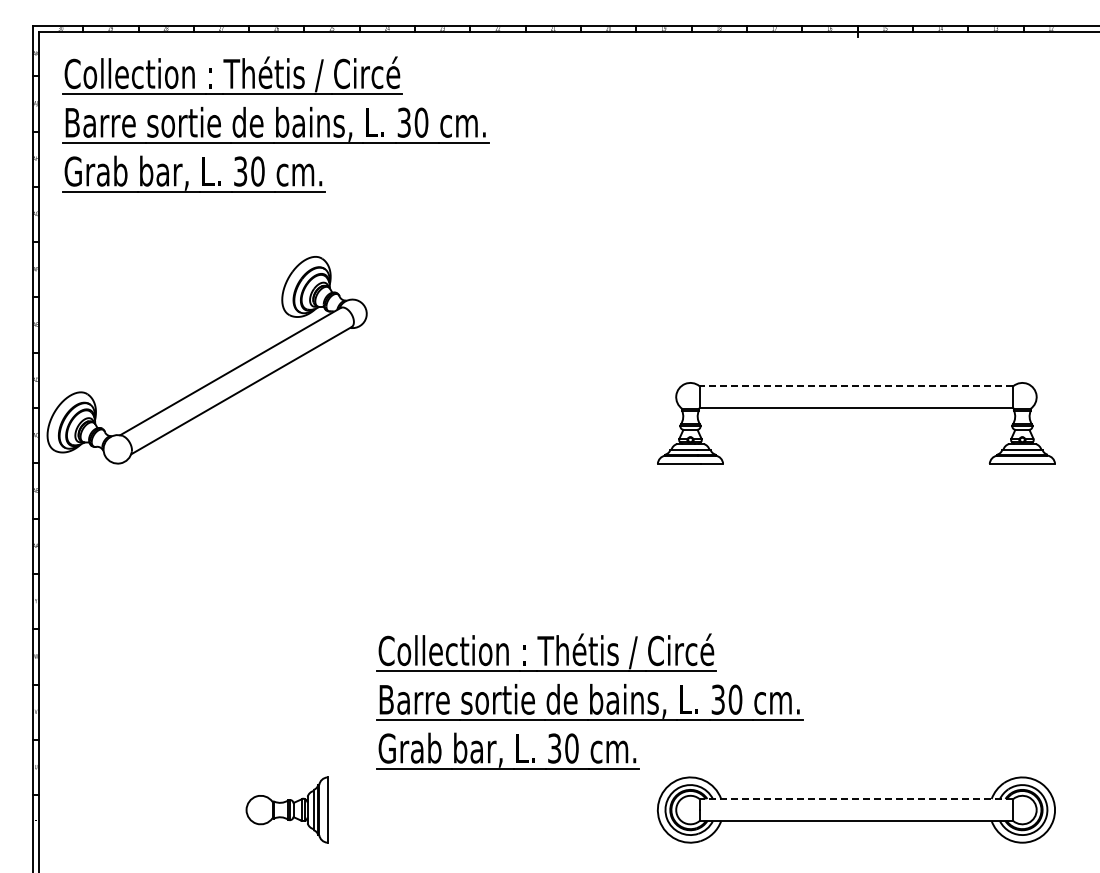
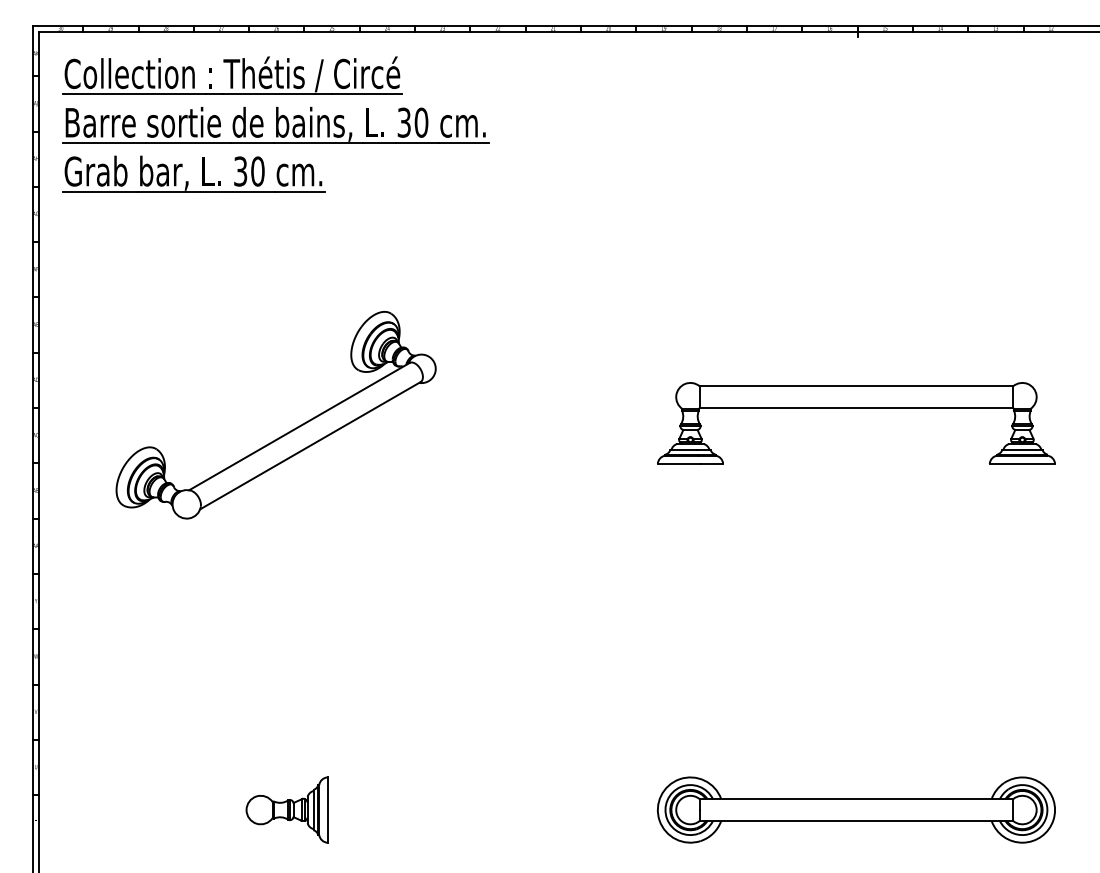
part position: (216, 378) -> (285, 433) (285, 433)
line: dashed -> solid (856, 386)
part: present -> none (589, 701)
line: dashed -> solid (856, 799)
